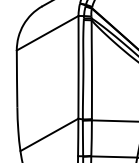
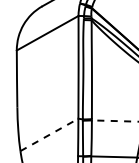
line: solid -> dashed (114, 121)
line: solid -> dashed (49, 134)
